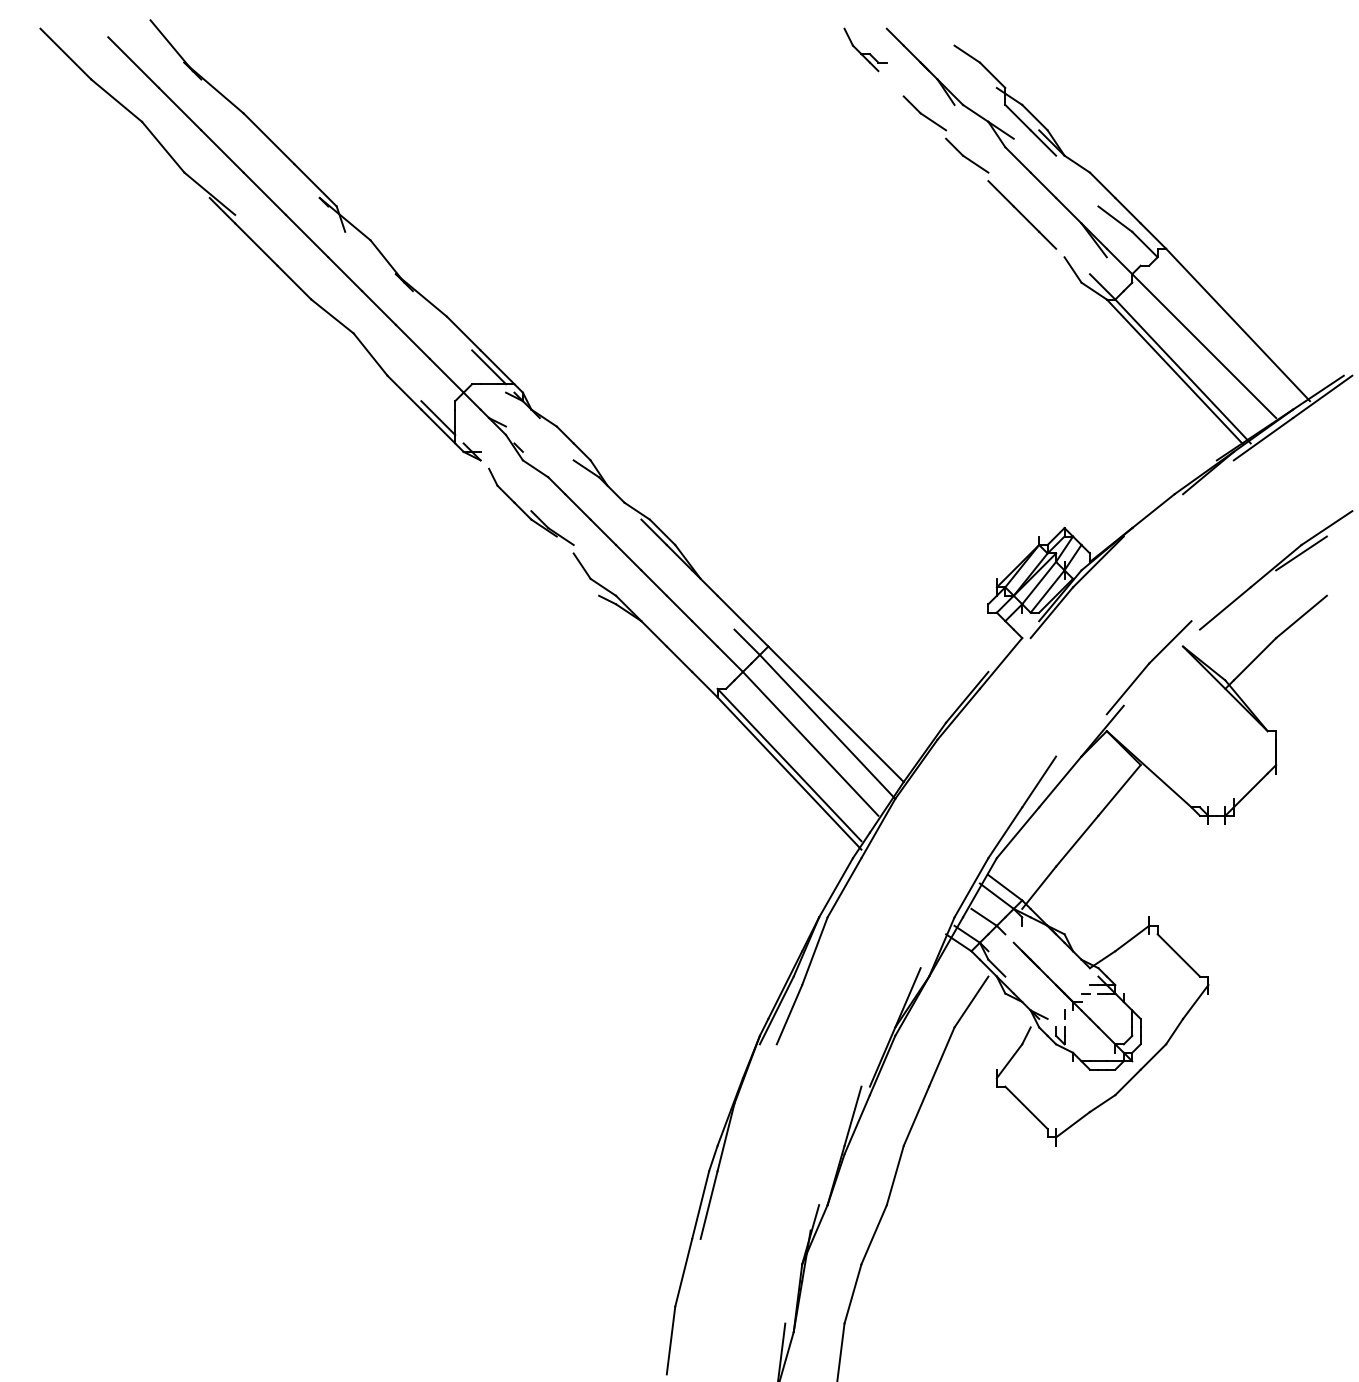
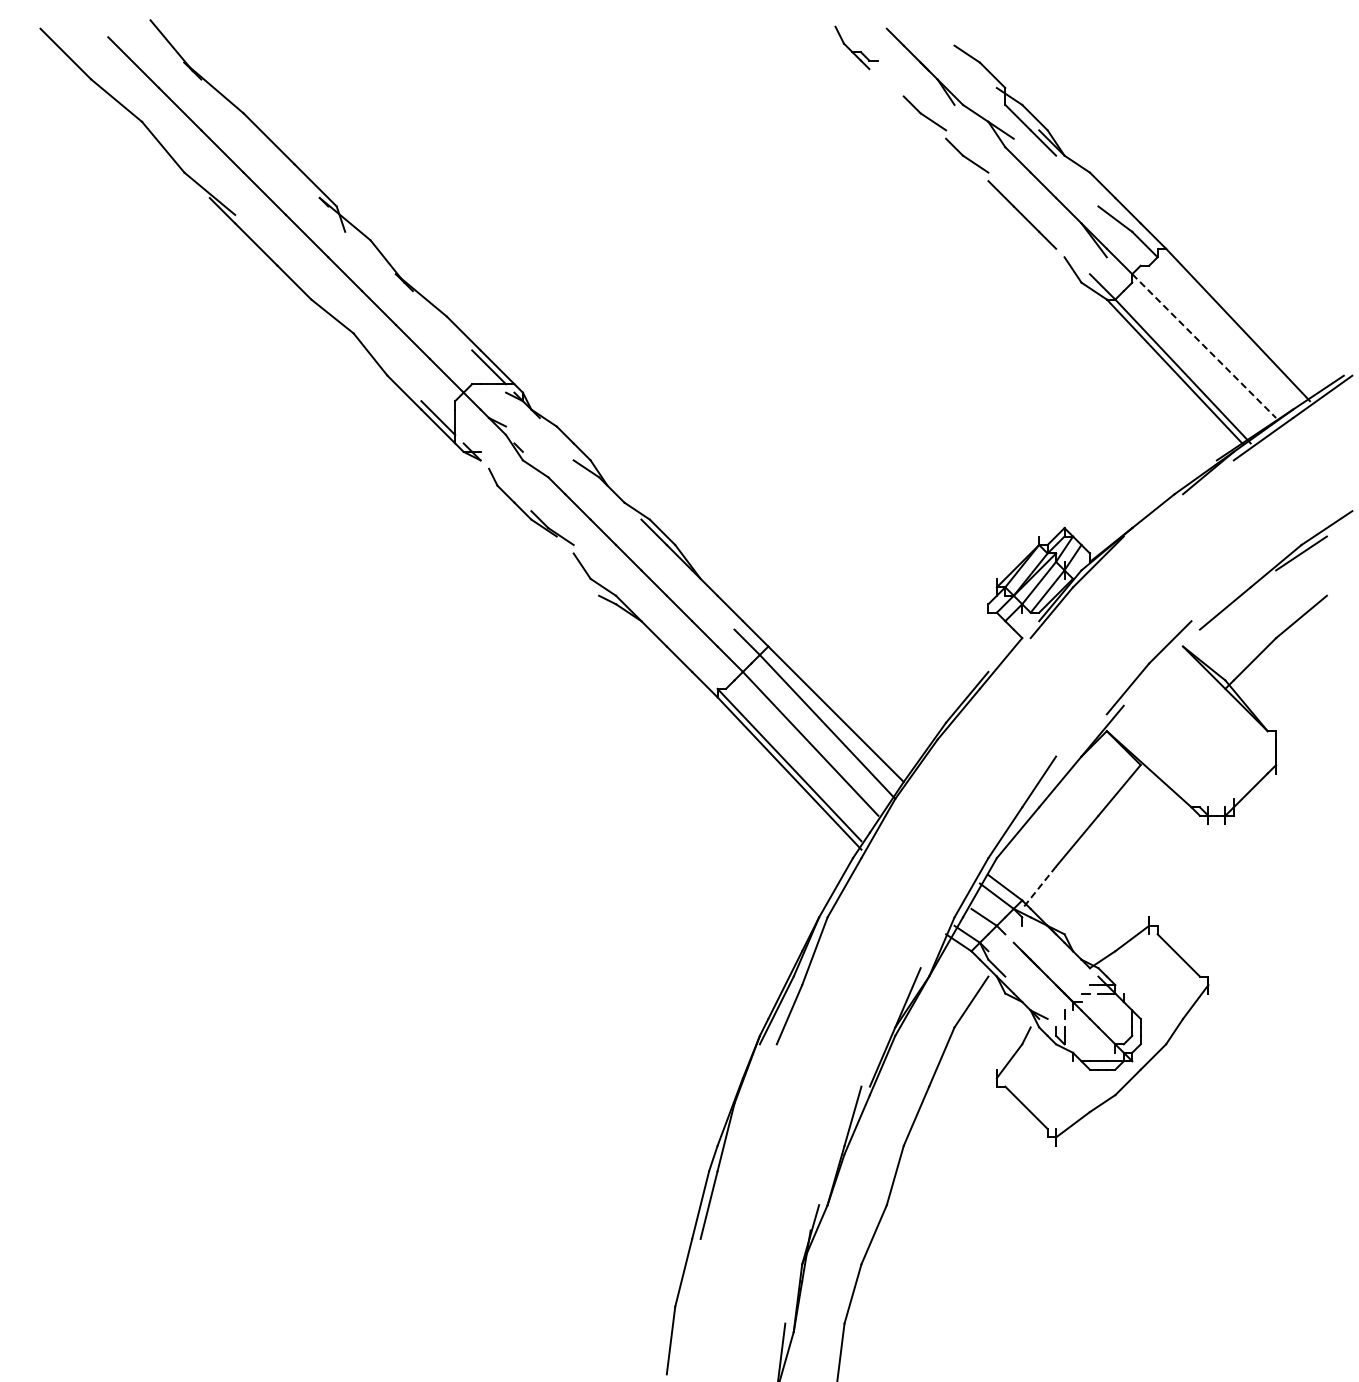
part position: (865, 49) -> (856, 47) (856, 47)
line: solid -> dashed (1204, 346)
line: solid -> dashed (1038, 888)
